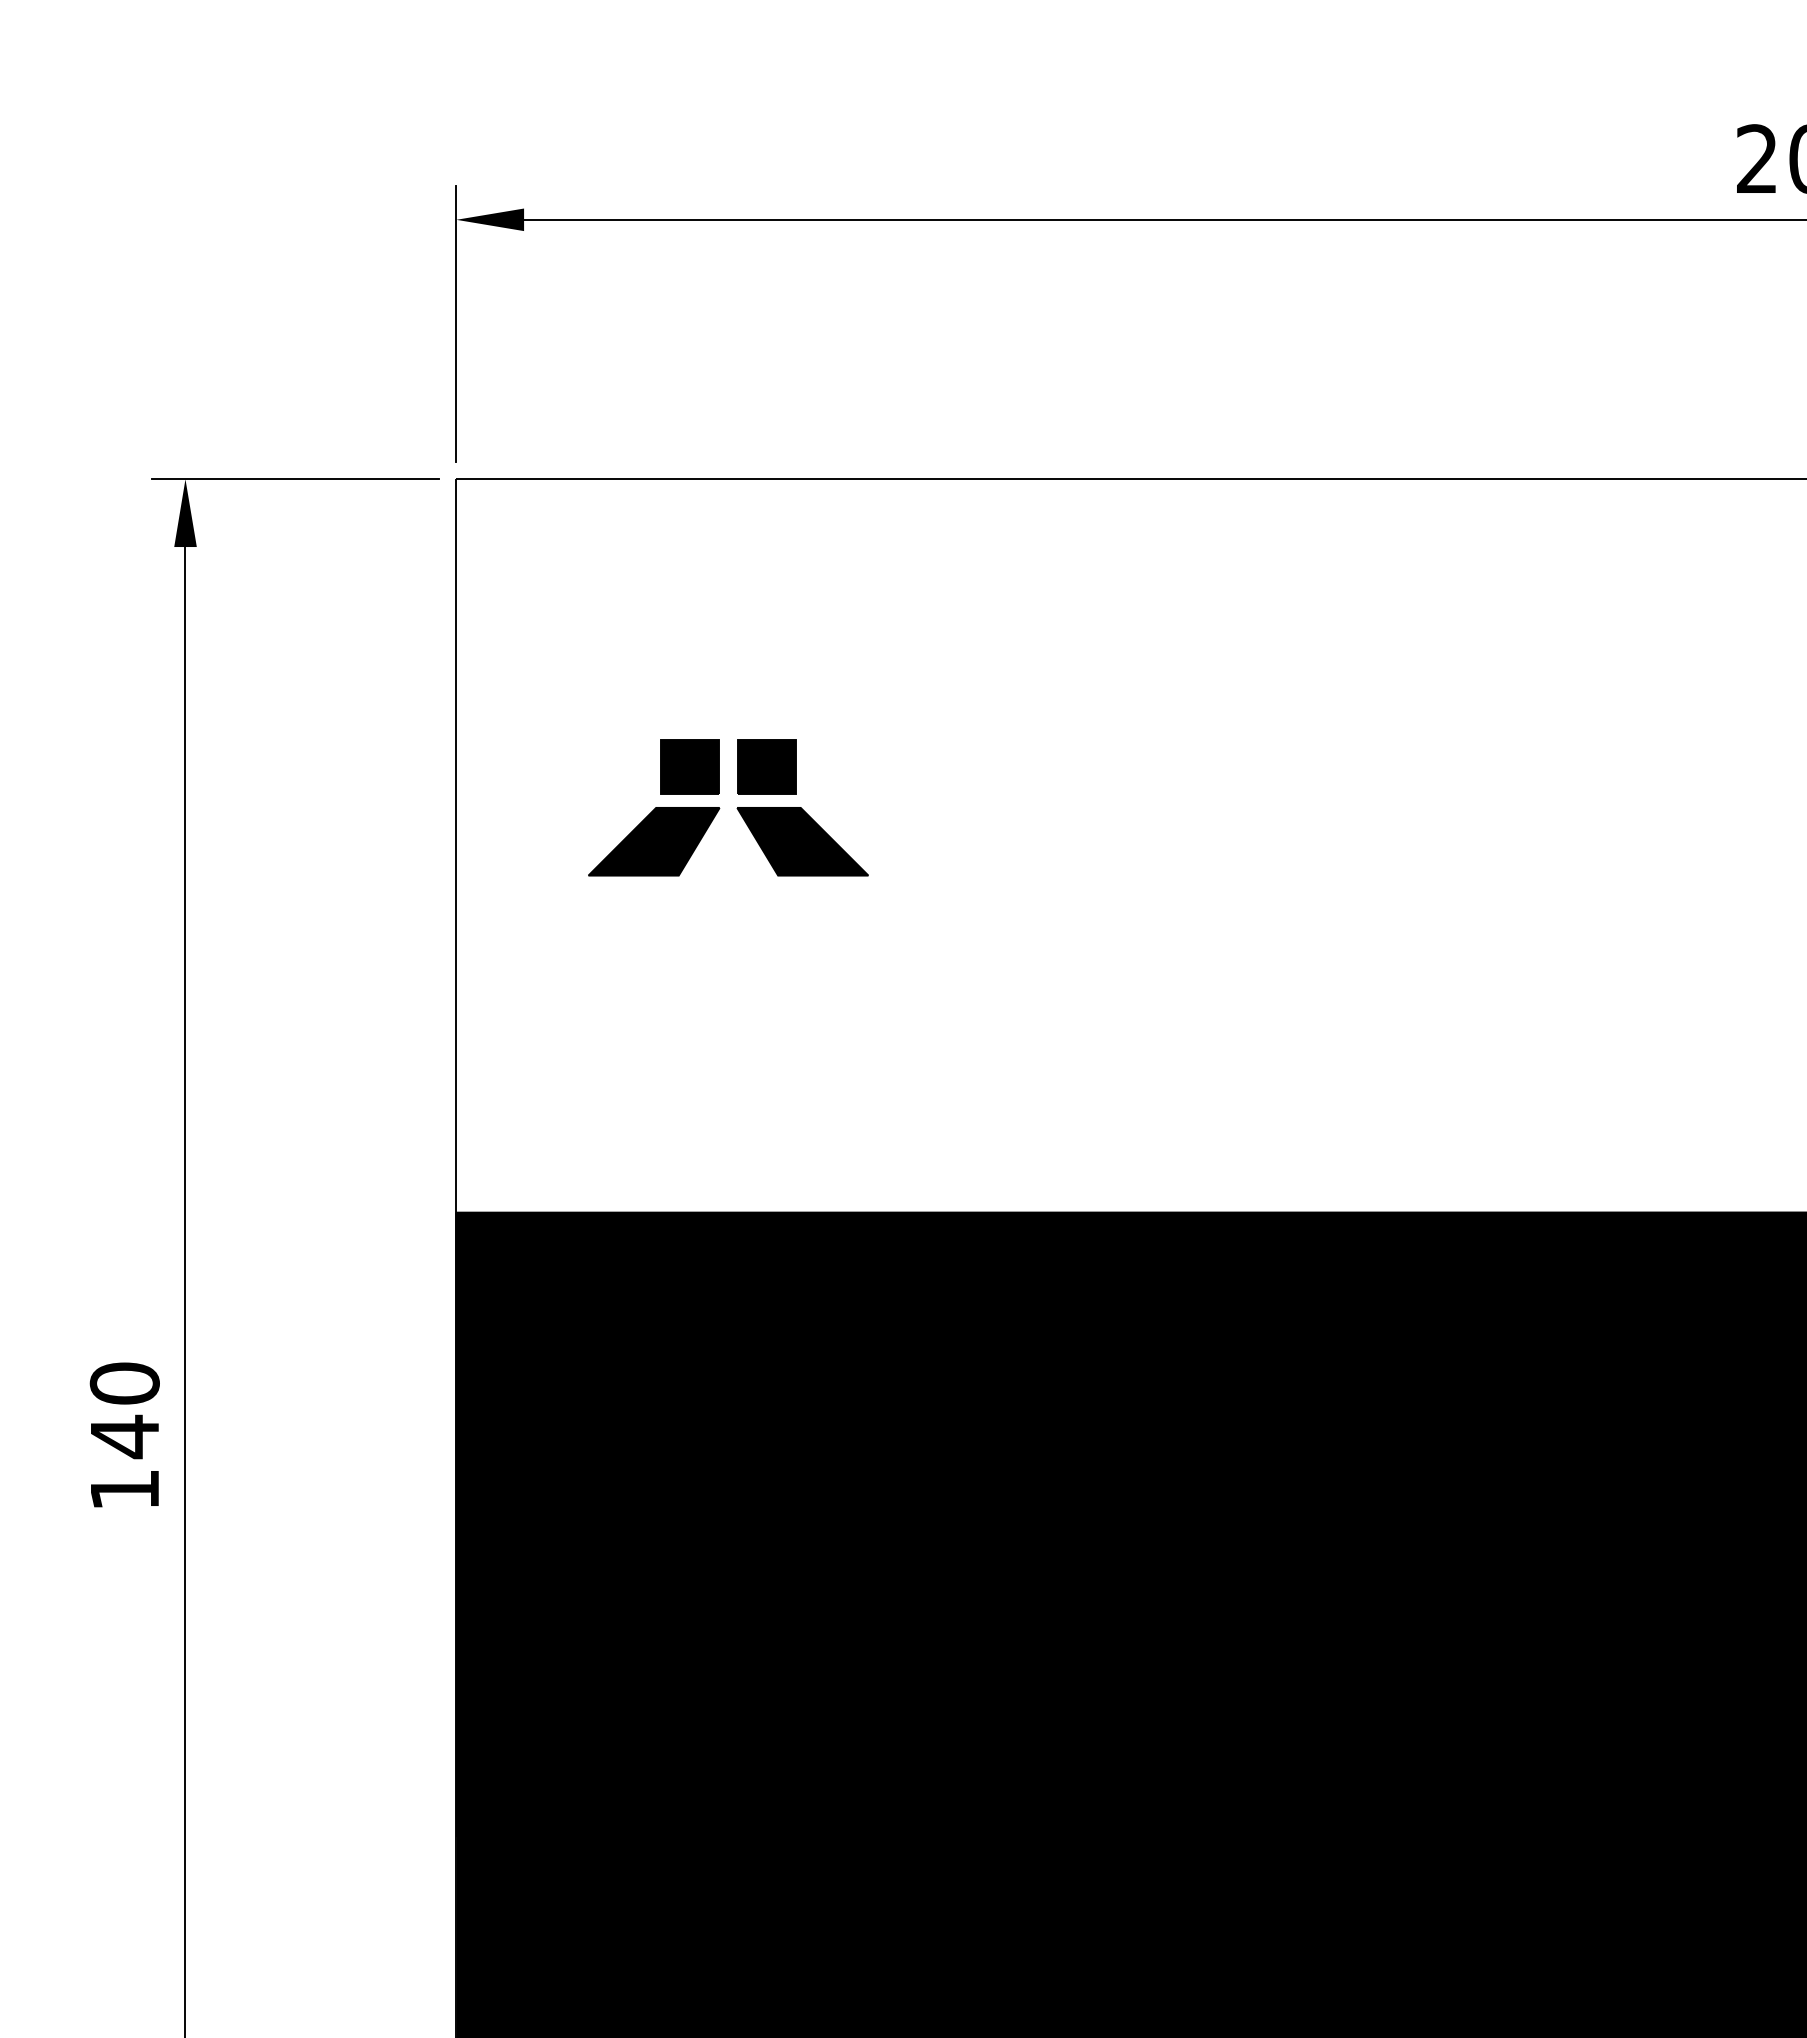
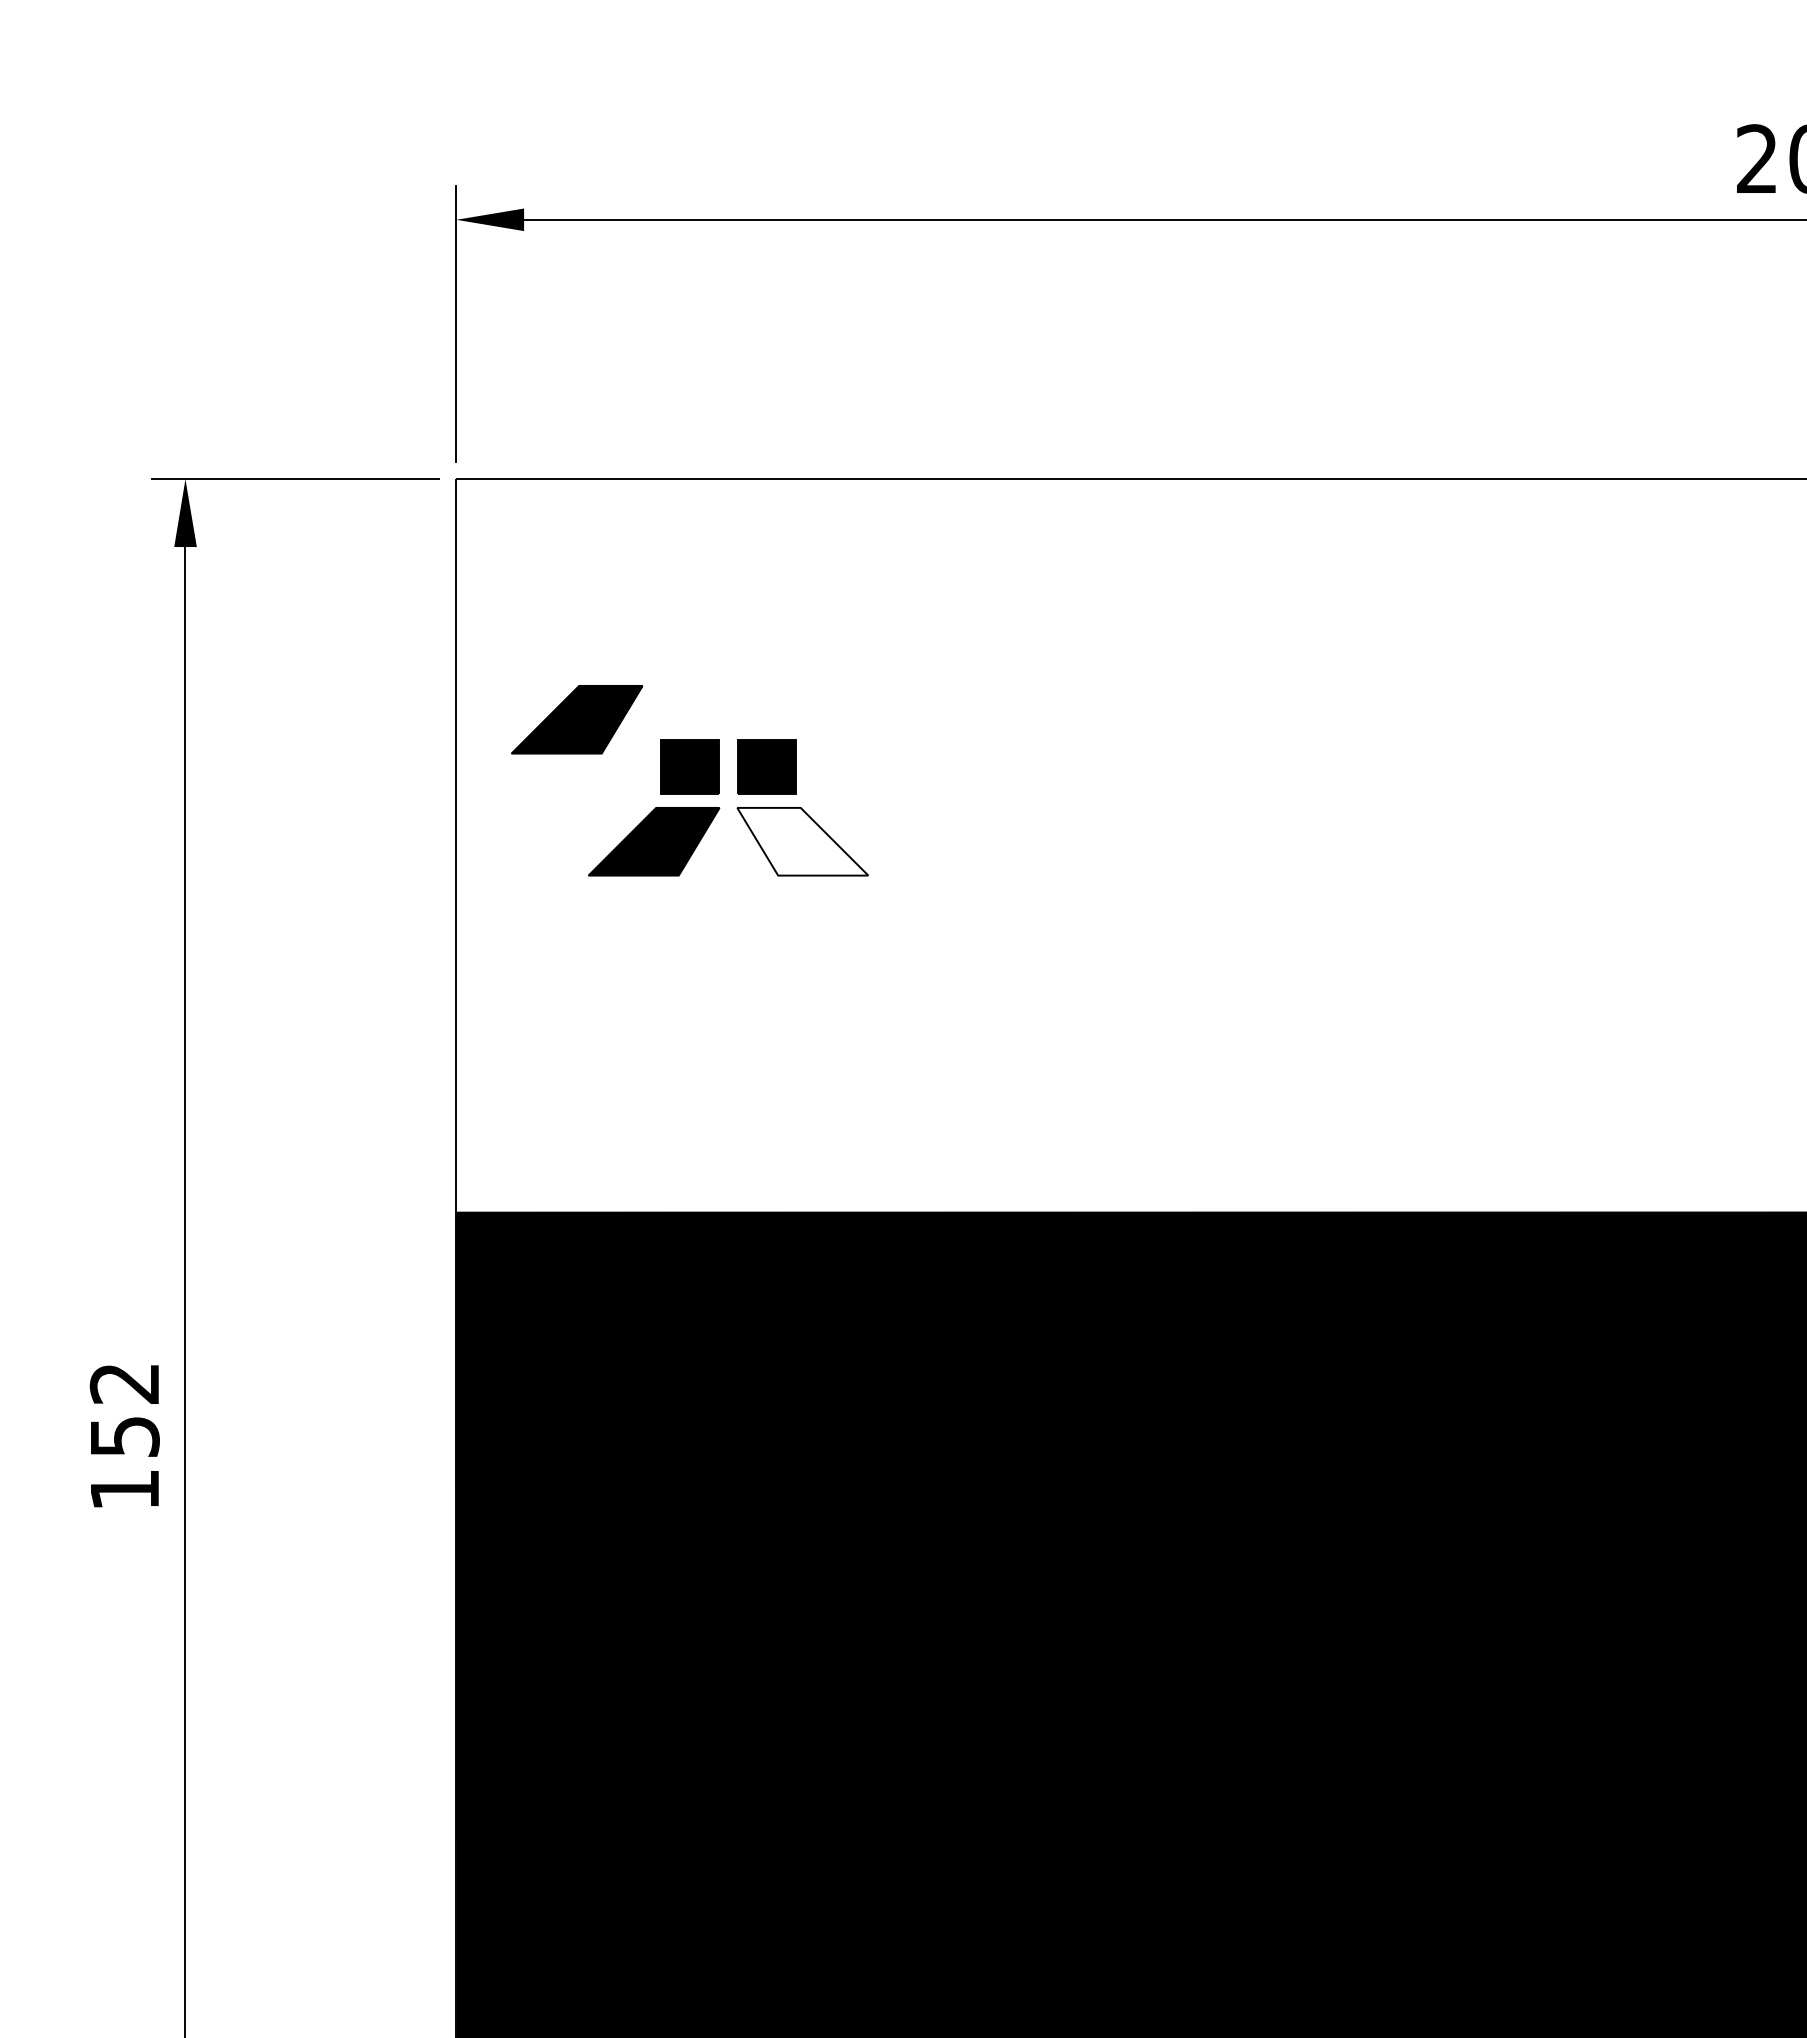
part: none -> present (577, 719)
fill: present -> none (802, 841)
text: 140 -> 152 (124, 1410)
